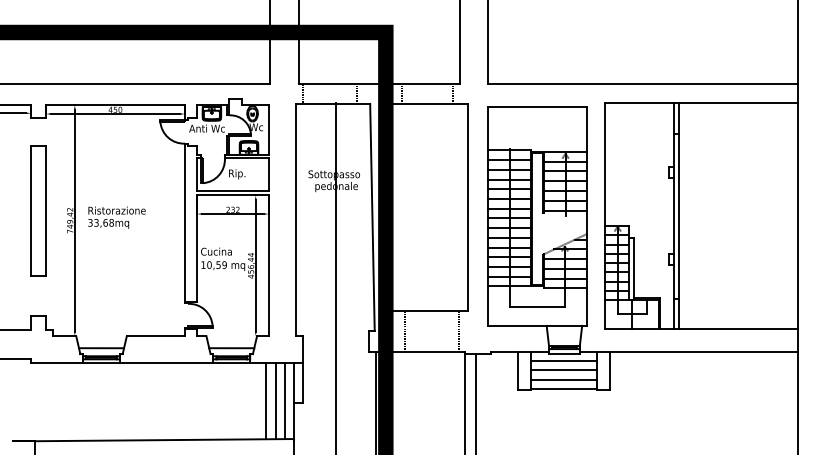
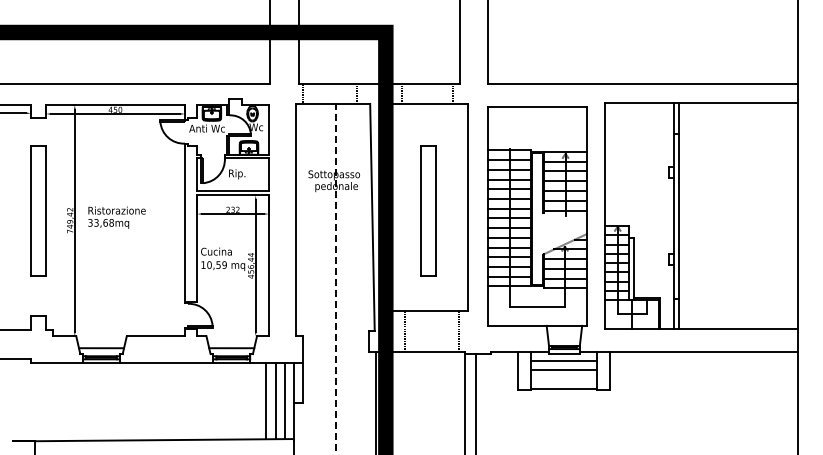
part: none -> present (428, 210)
line: solid -> dashed (335, 279)
line: present -> none (563, 379)
